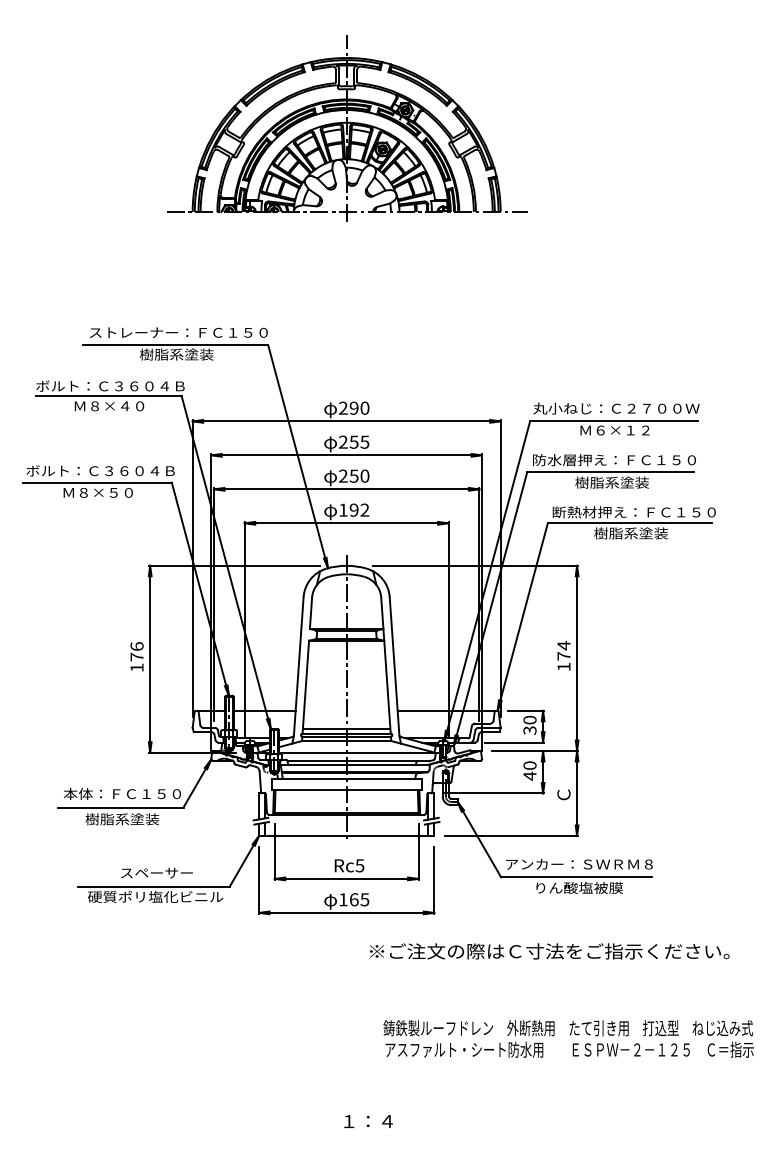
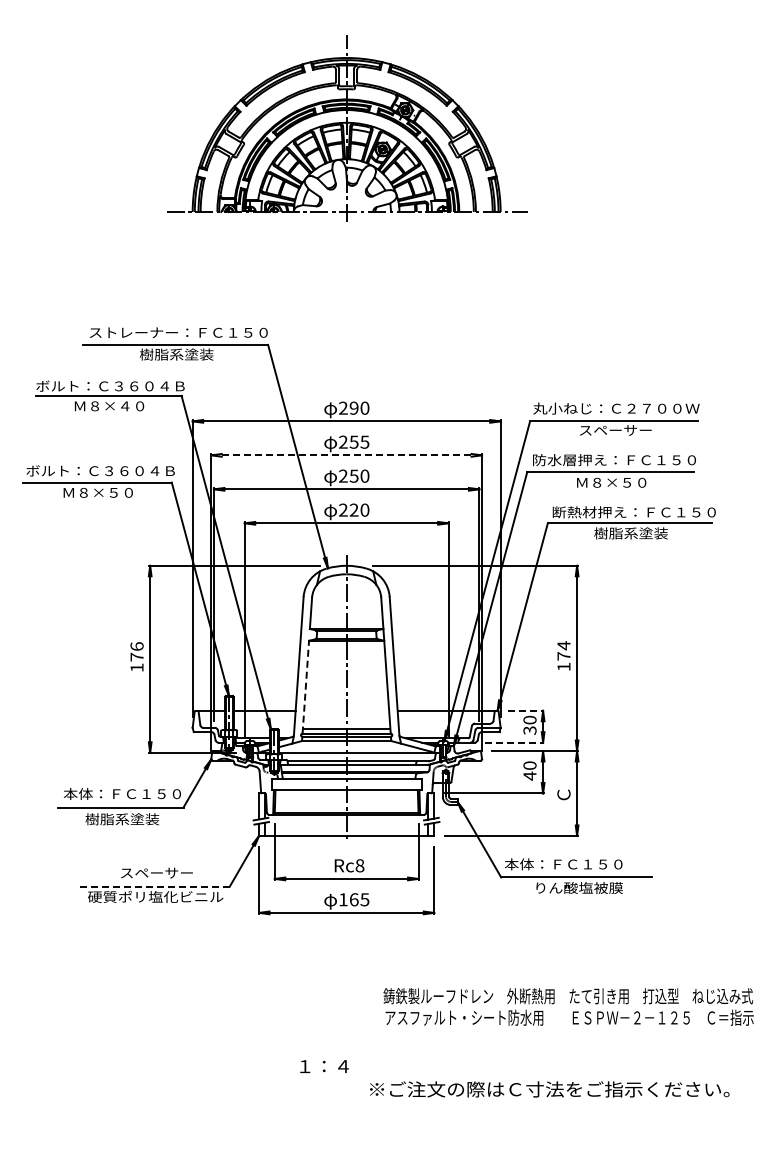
text: Ｍ６×１２ -> スペーサー (615, 430)
line: solid -> dashed (347, 455)
text: 樹脂系塗装 -> Ｍ８×５０ (611, 482)
text: 192 -> 220 (354, 509)
line: solid -> dashed (305, 687)
line: solid -> dashed (526, 710)
line: solid -> dashed (514, 742)
text: アンカー：ＳＷＲＭ８ -> 本体：ＦＣ１５０ (578, 864)
text: Rc5 -> Rc8 (359, 865)
line: solid -> dashed (154, 886)
text position: (549, 951) -> (549, 1089) (549, 1089)
text position: (568, 1038) -> (568, 1006) (568, 1006)
text position: (368, 1121) -> (324, 1066) (324, 1066)
